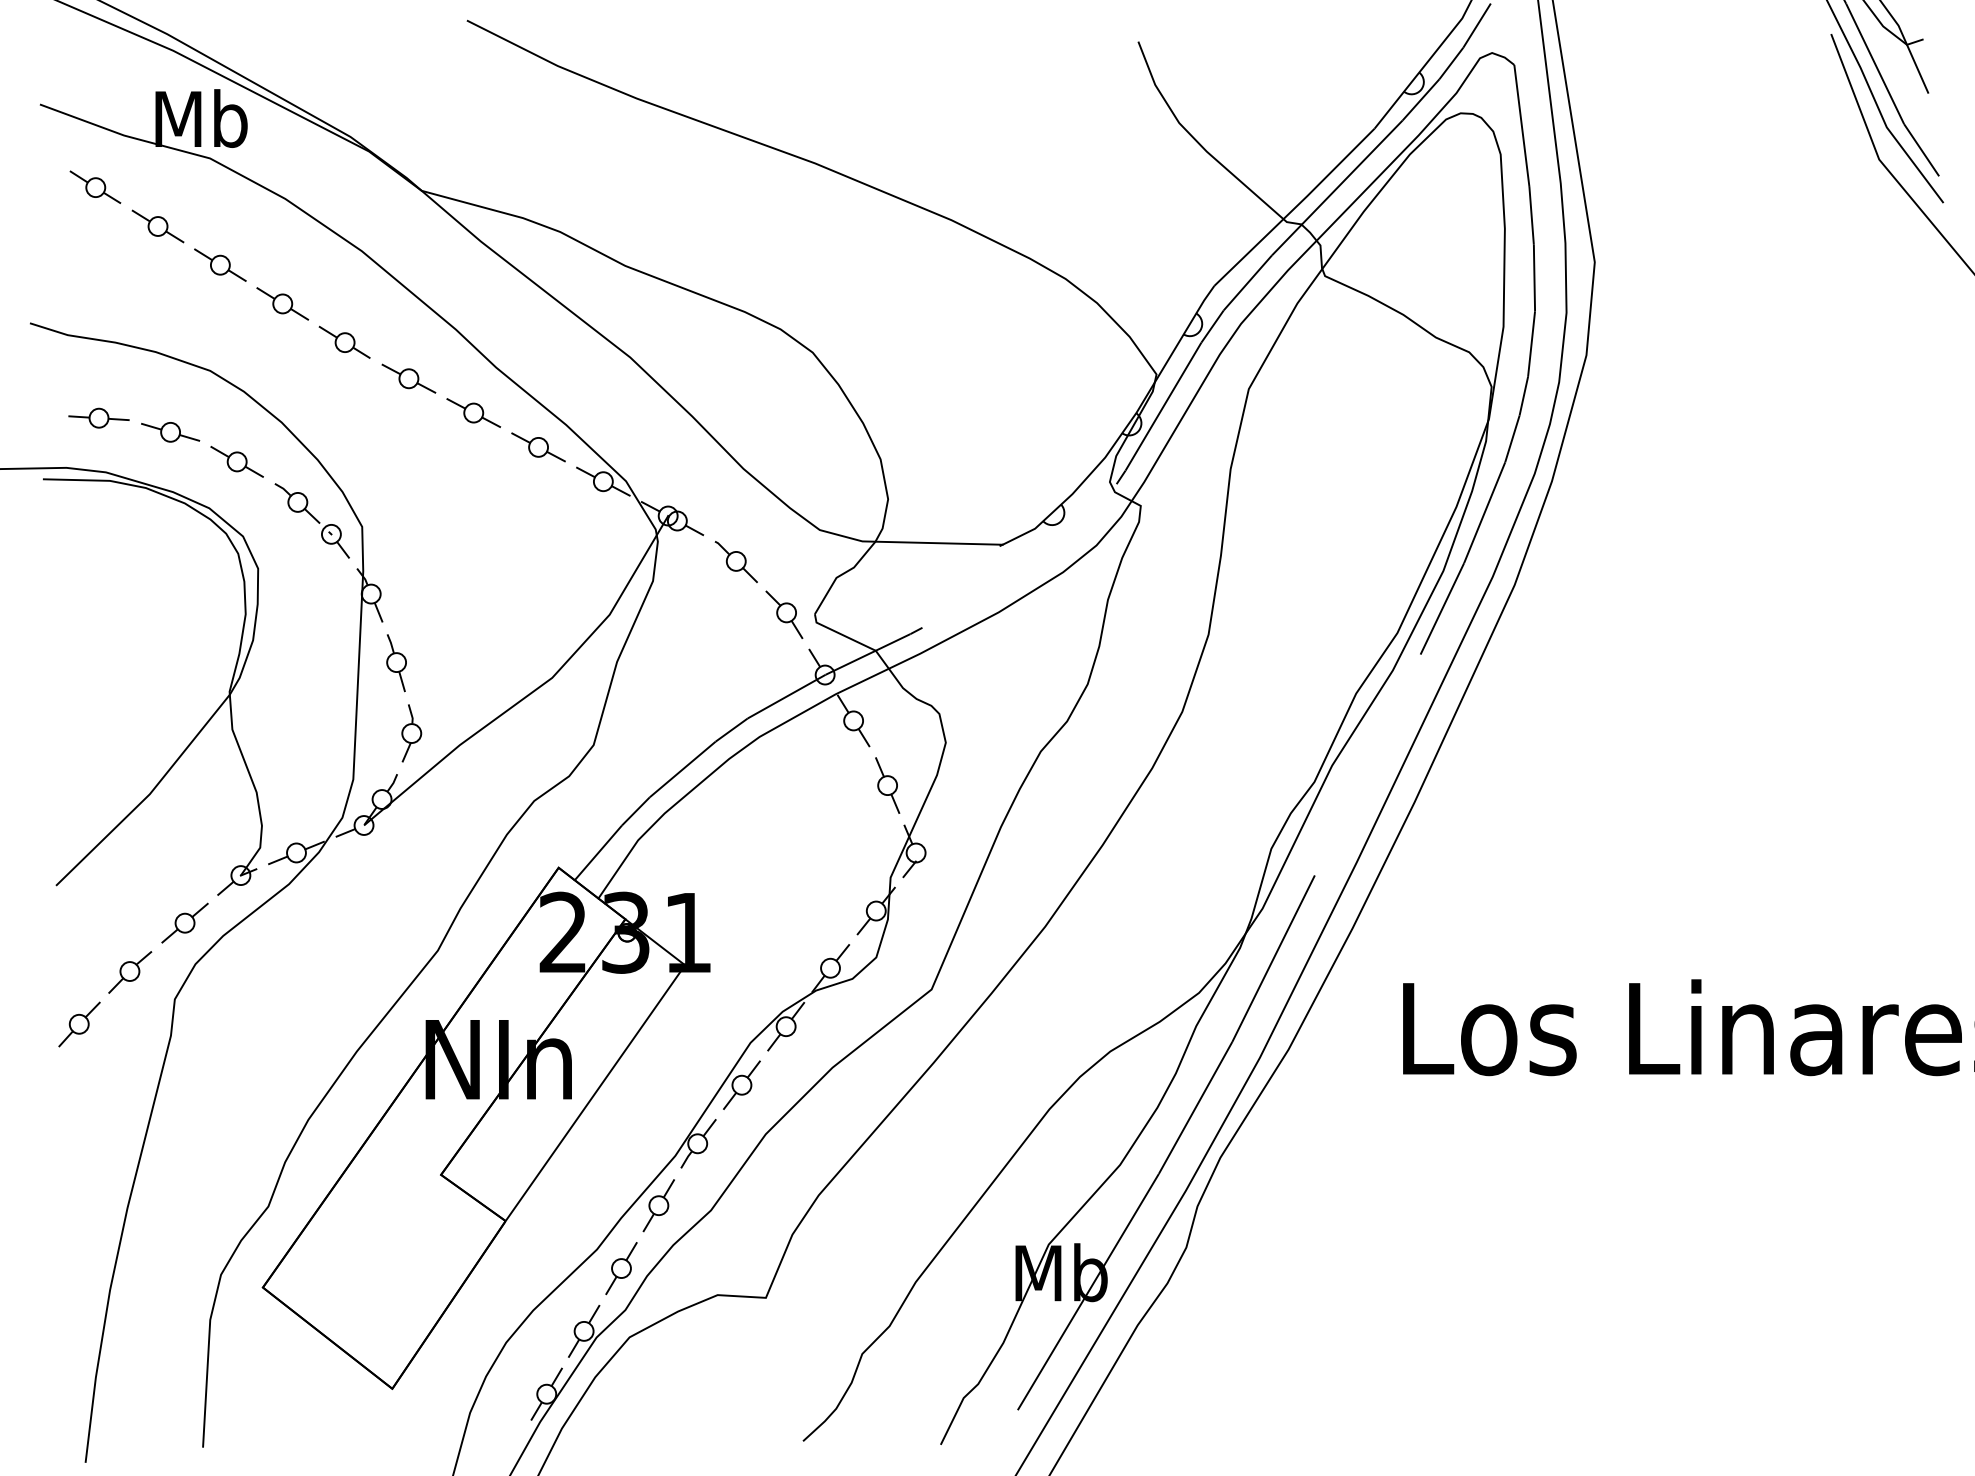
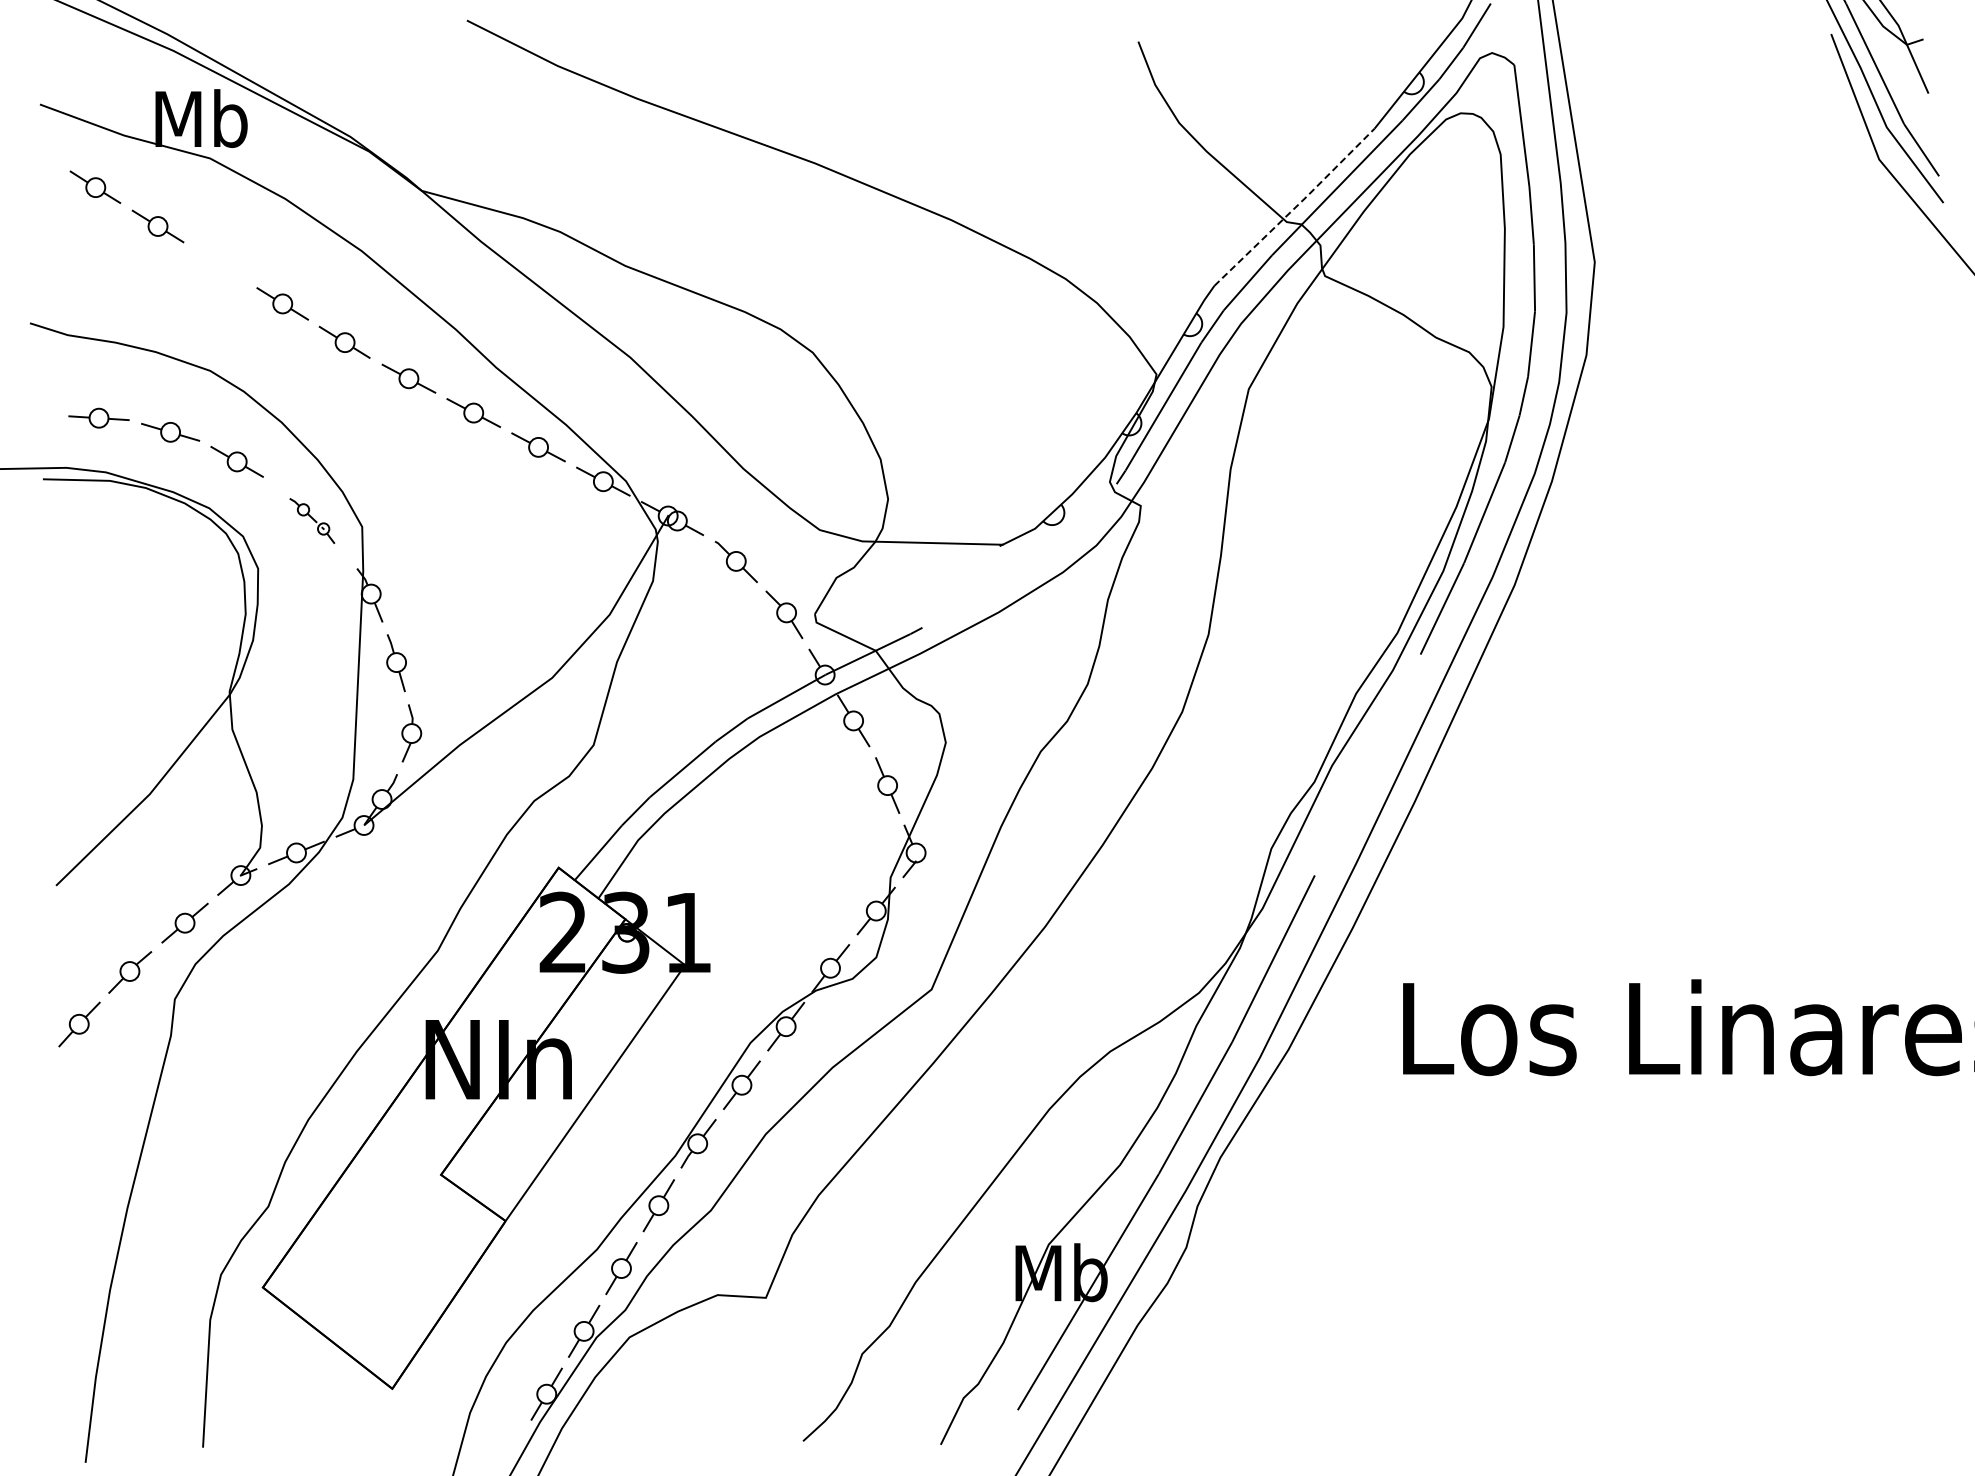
line: solid -> dashed (1296, 207)
part: present -> none (220, 264)
part size: 76x76 px -> 47x46 px (312, 520)
